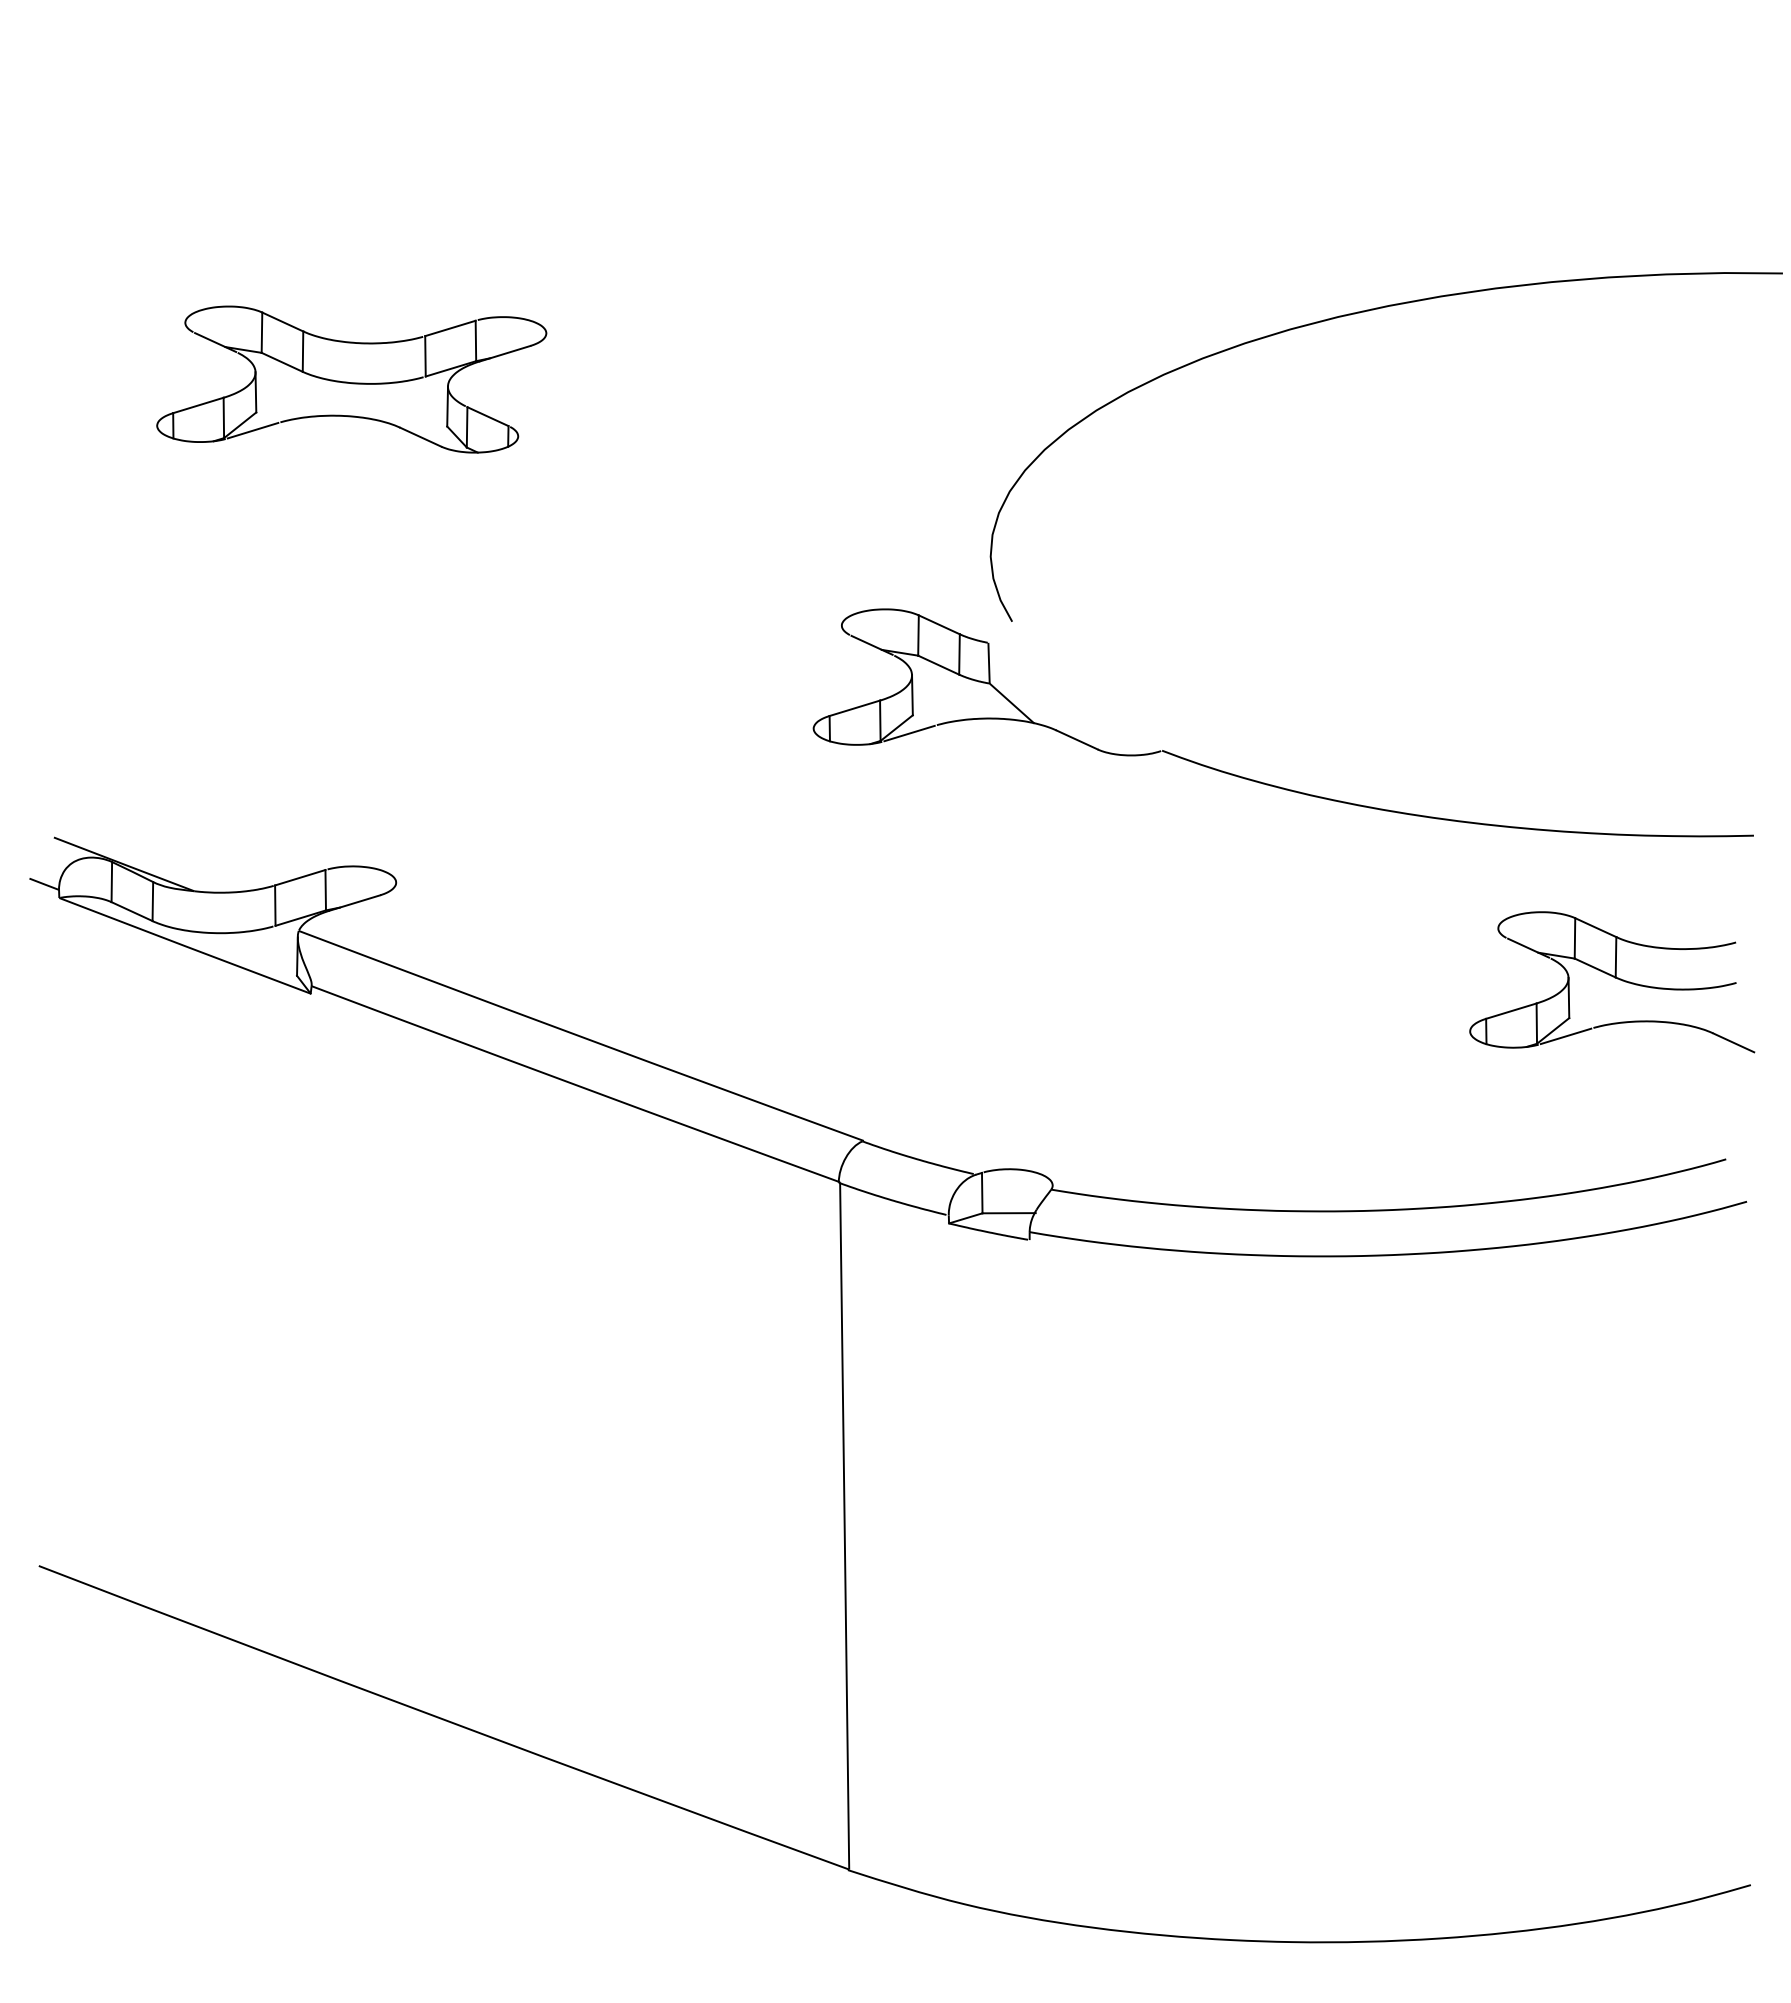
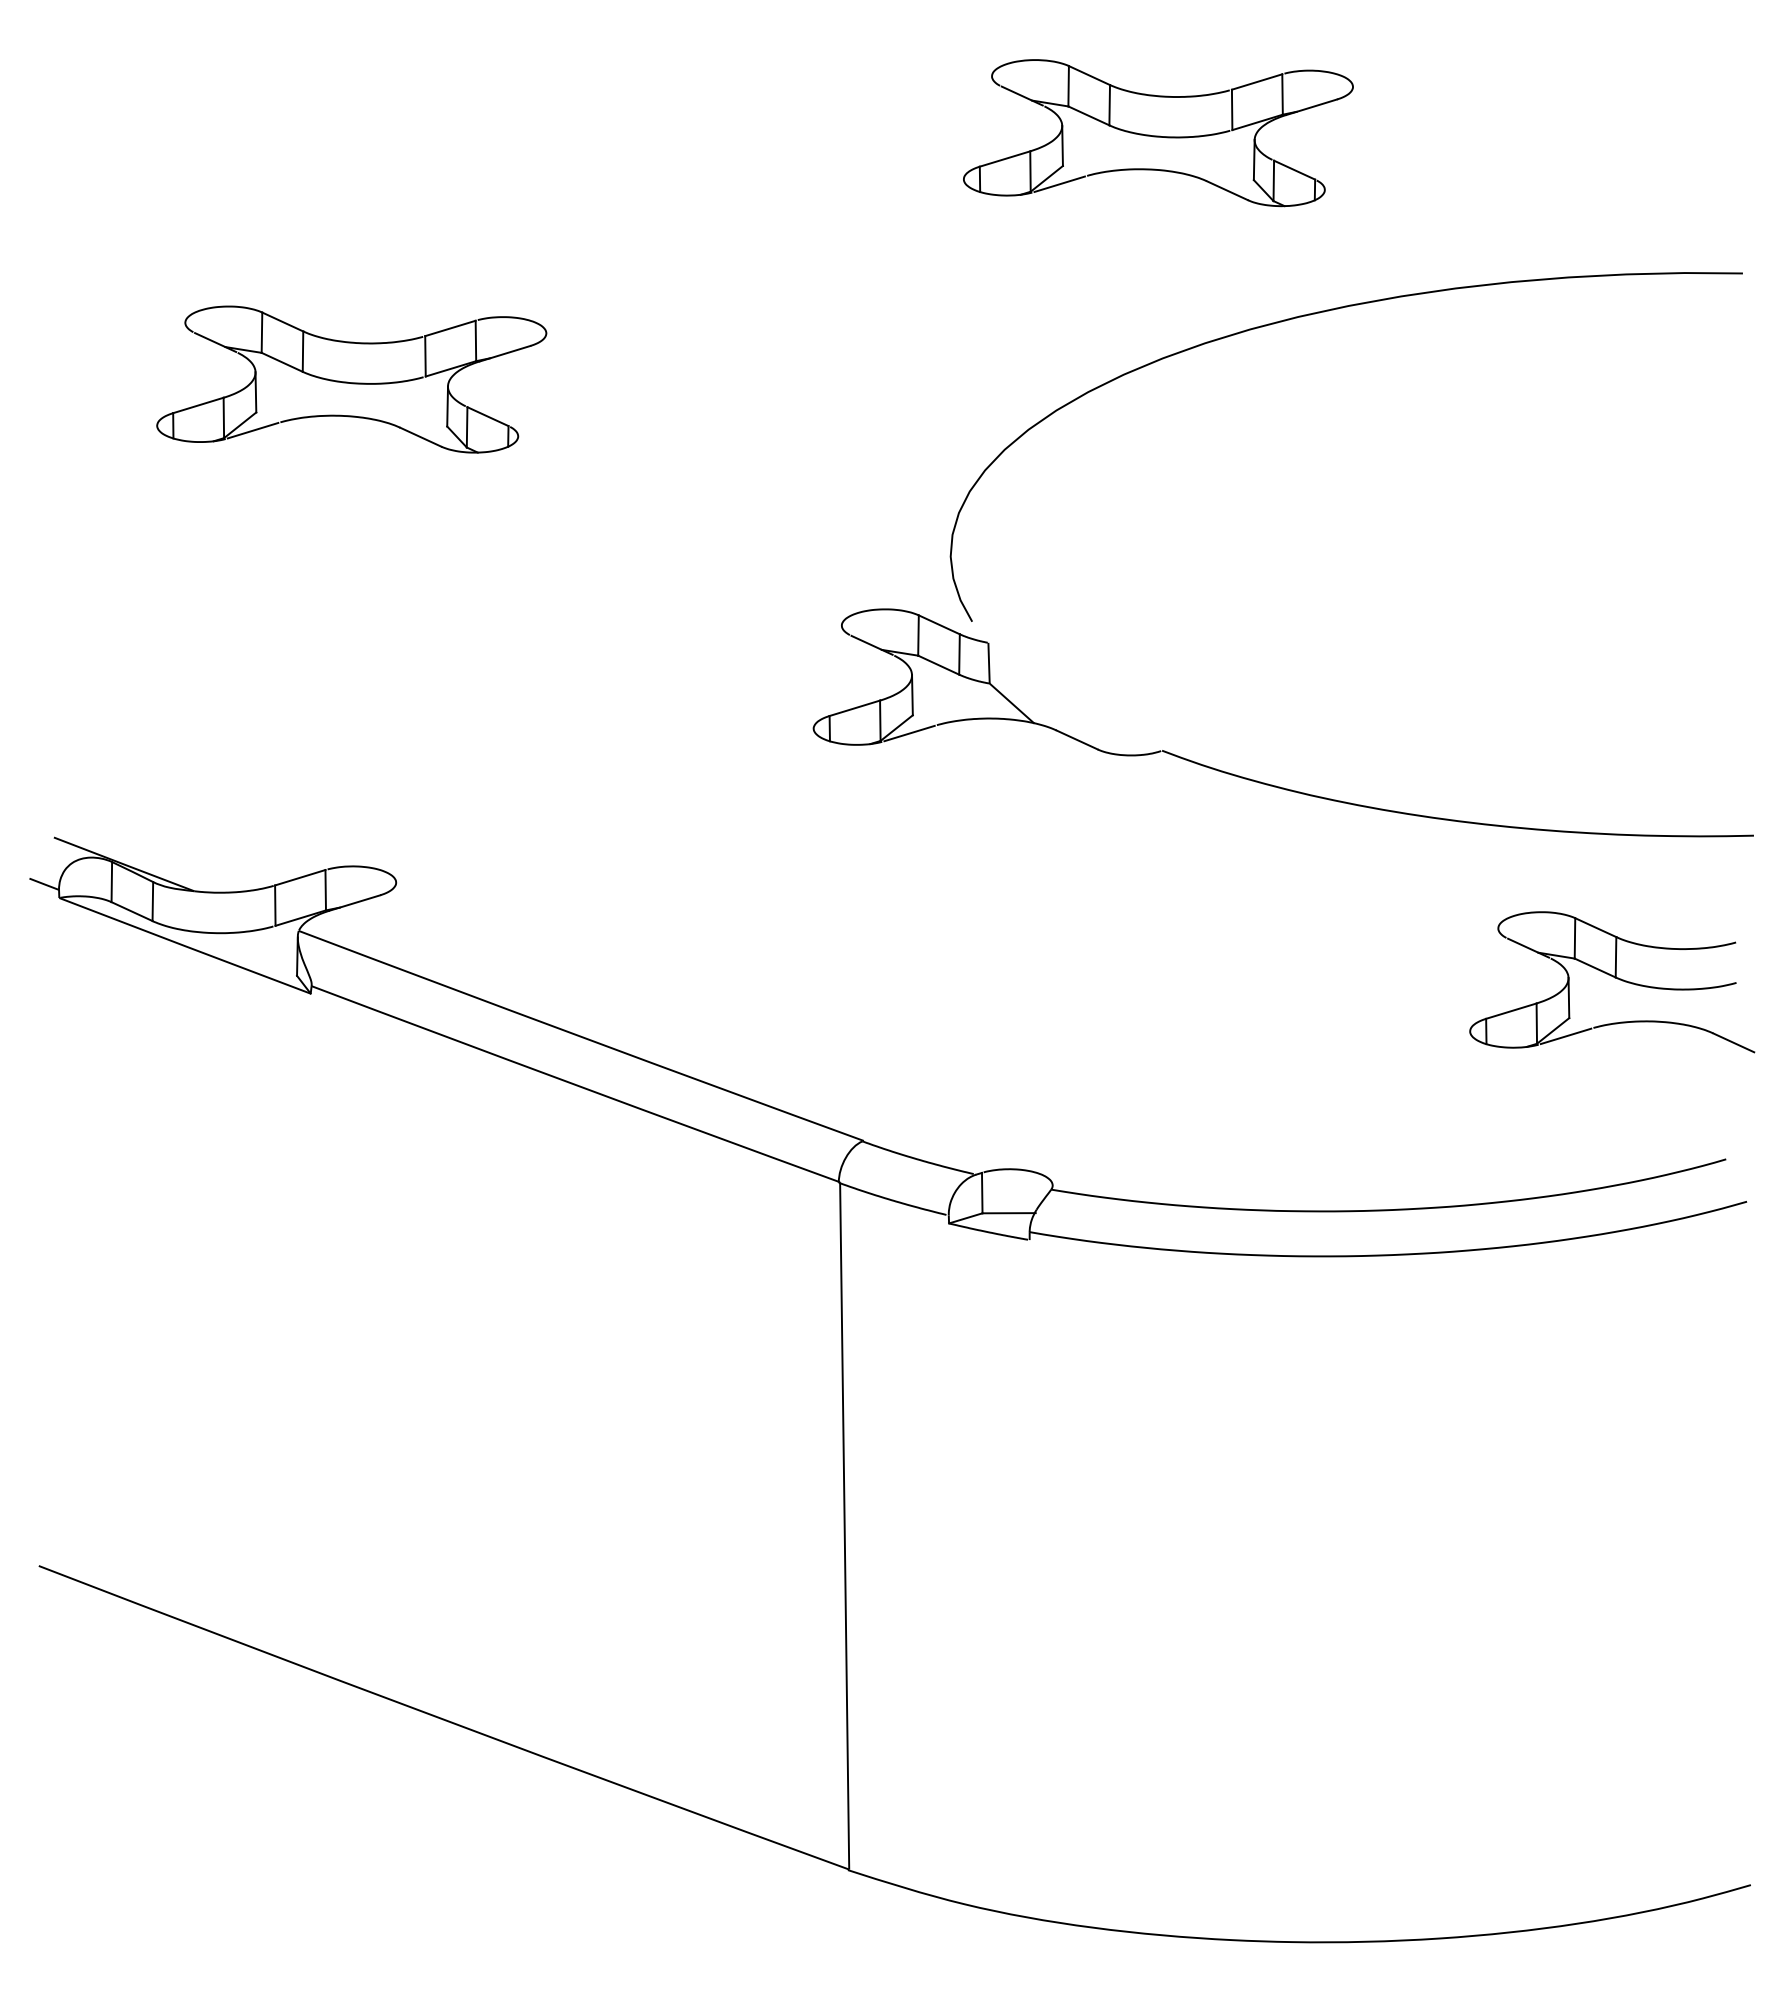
part: none -> present (1158, 133)
curve position: (1355, 314) -> (1315, 314) (1315, 314)
